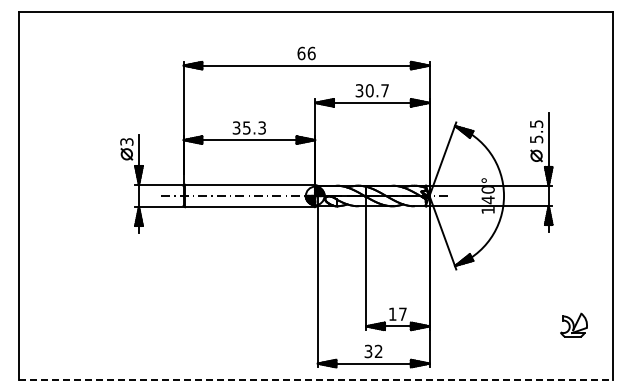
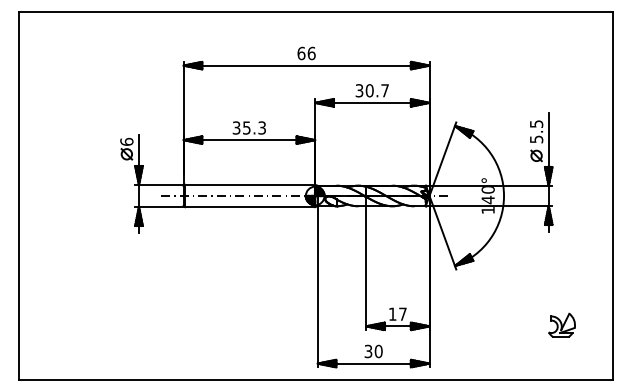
text: 3 -> 6 (126, 141)
part position: (573, 324) -> (561, 324) (561, 324)
text: 32 -> 30 (378, 351)
line: dashed -> solid (316, 380)
